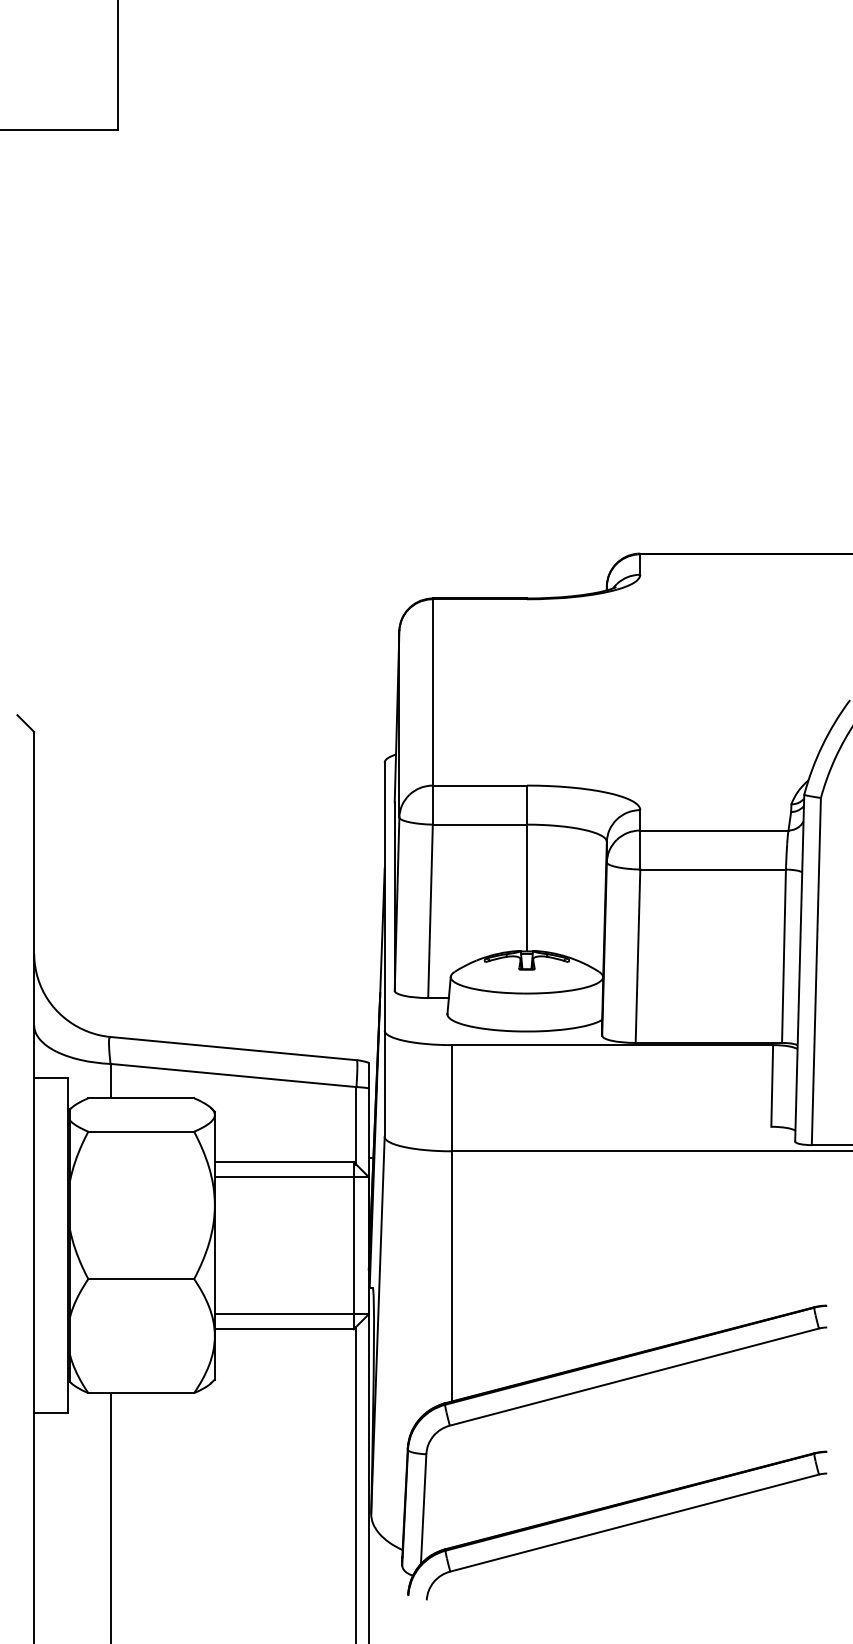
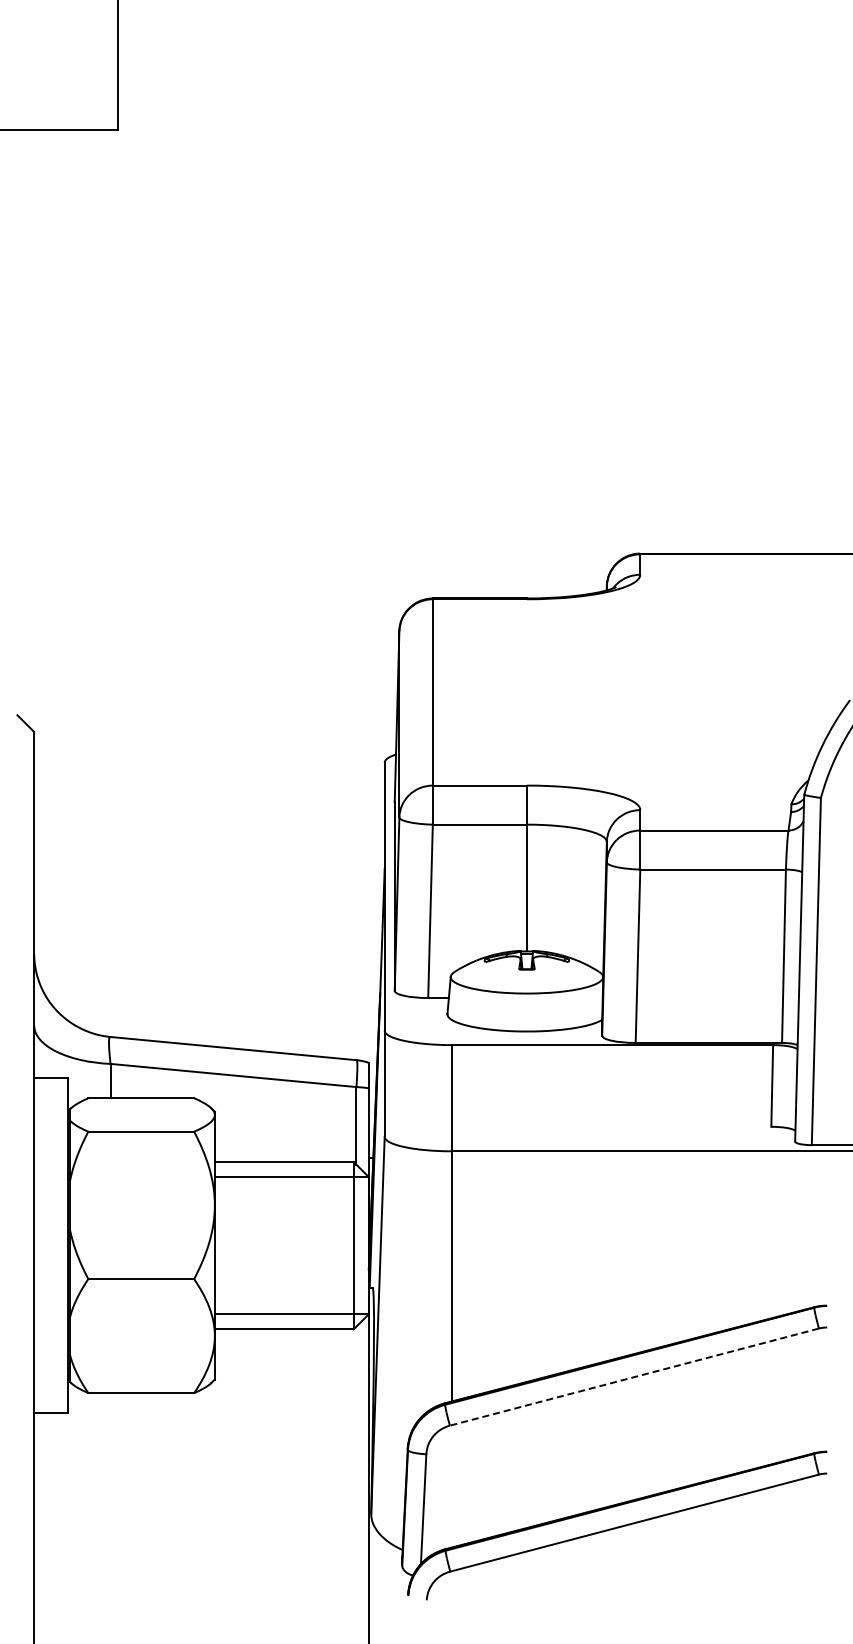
line: solid -> dashed (634, 1377)
line: present -> none (356, 1483)
line: present -> none (110, 1516)
